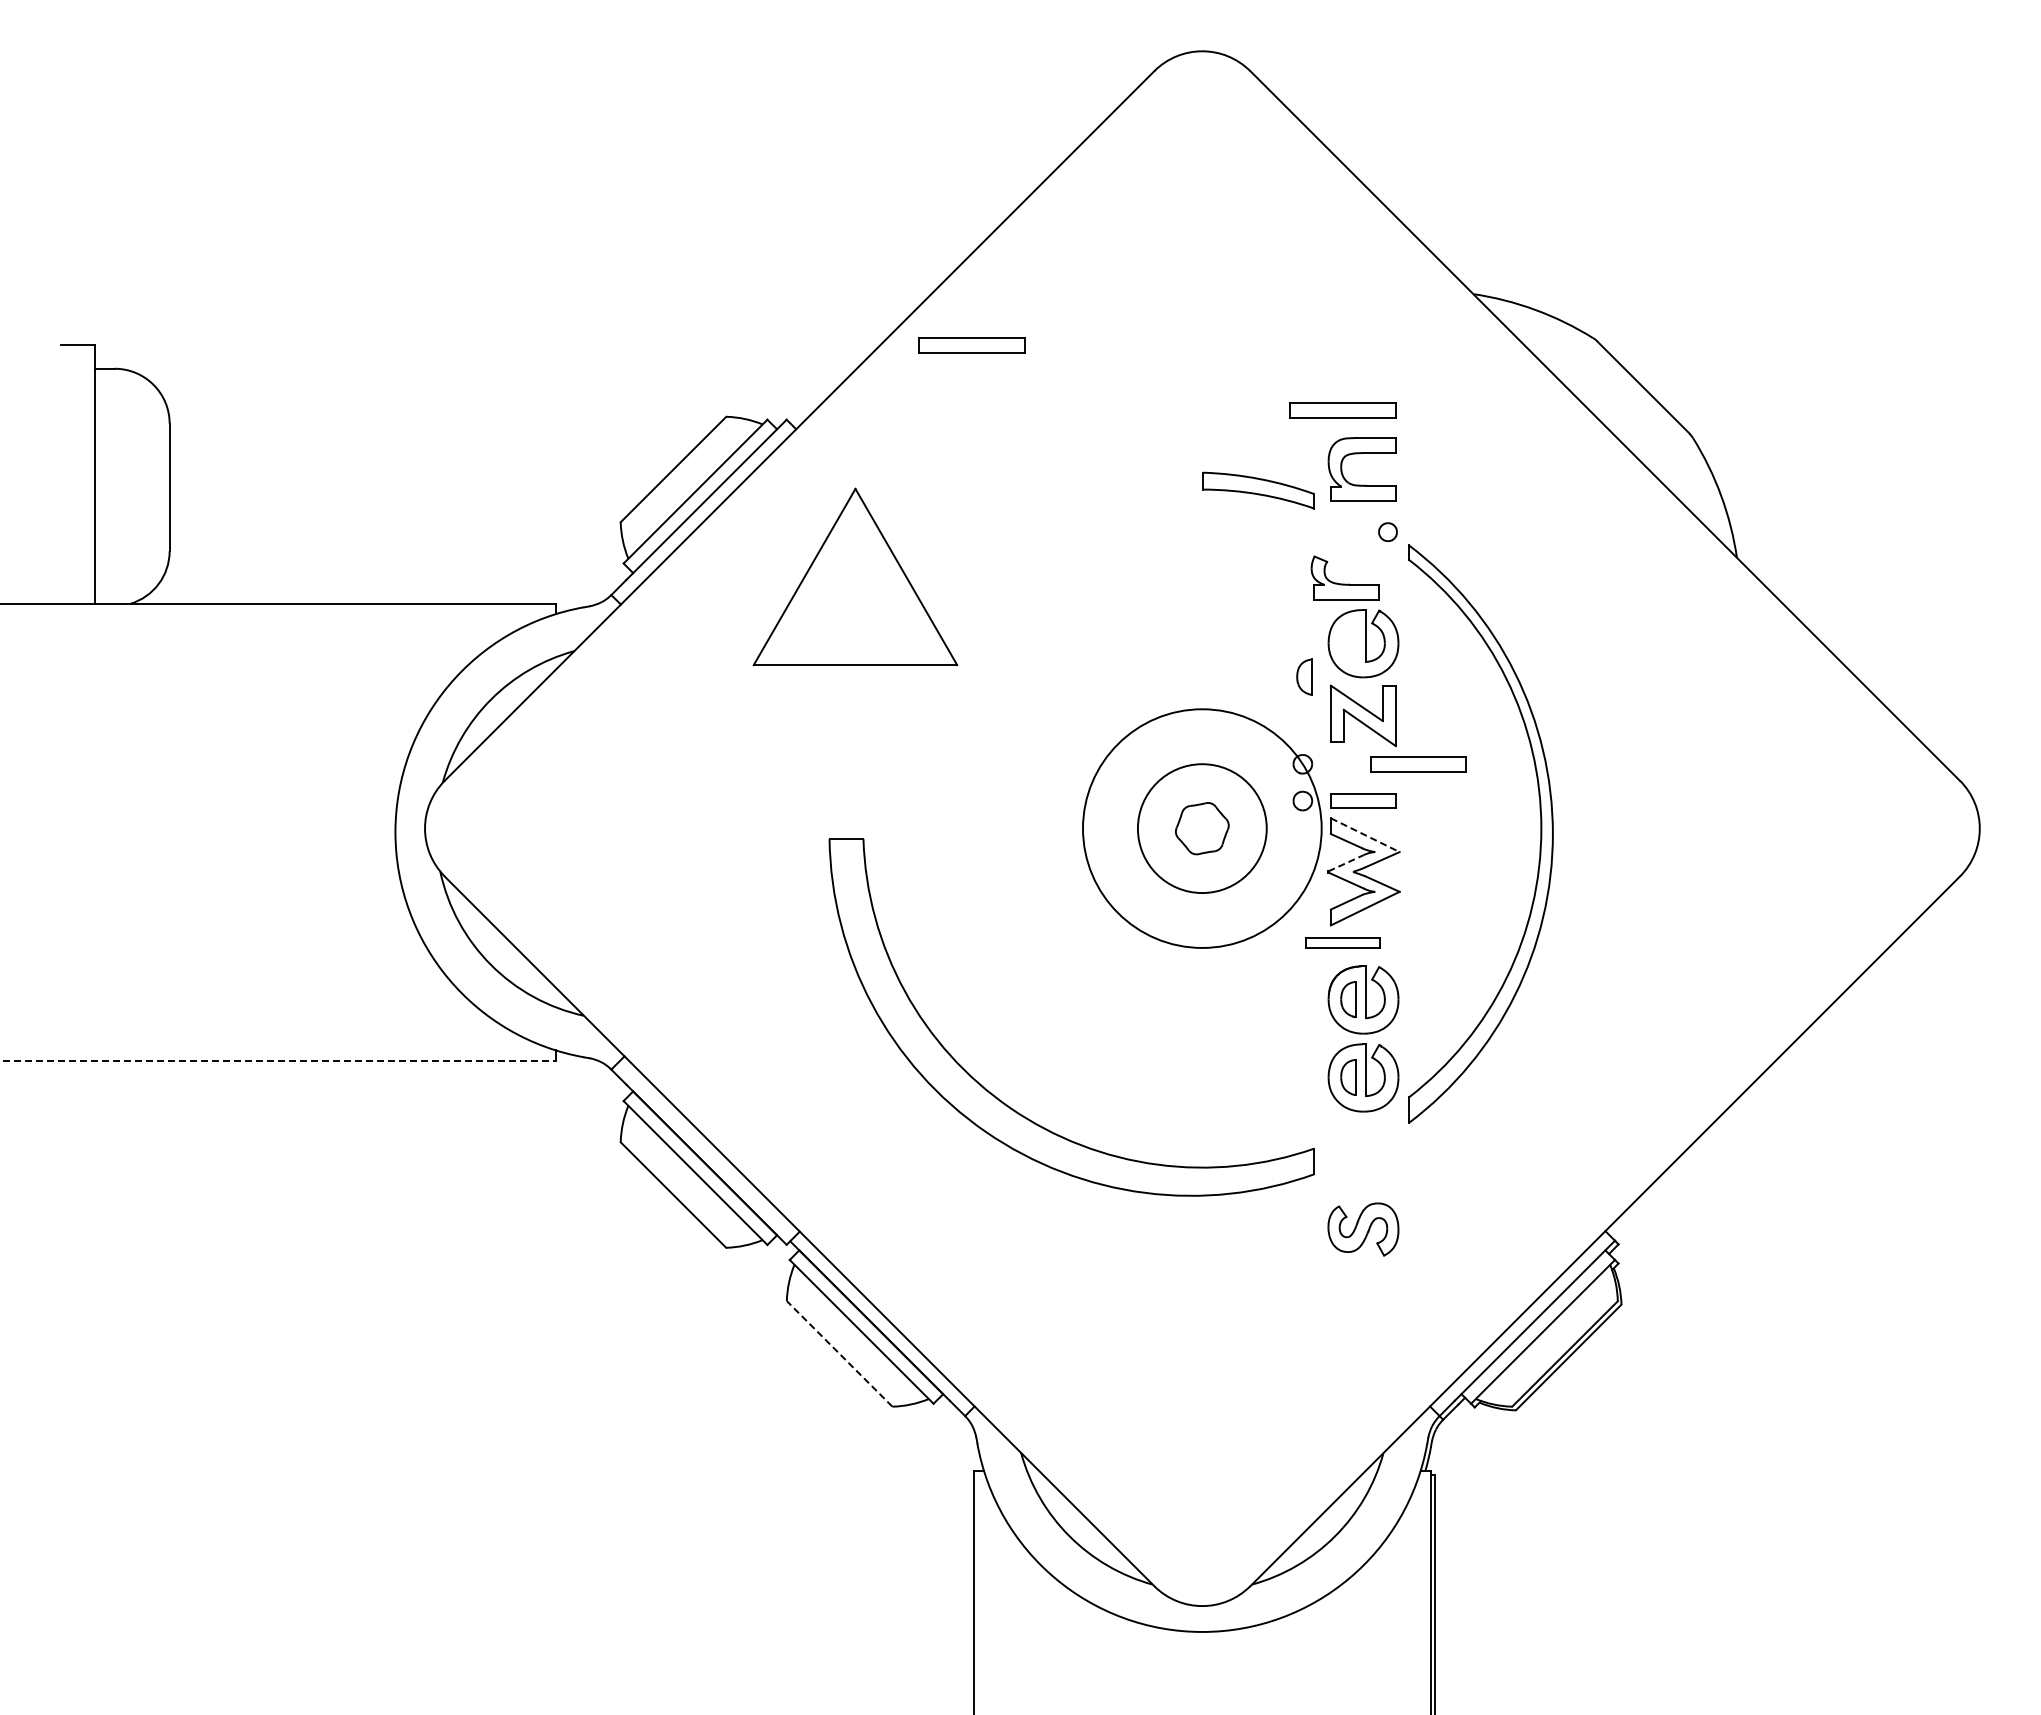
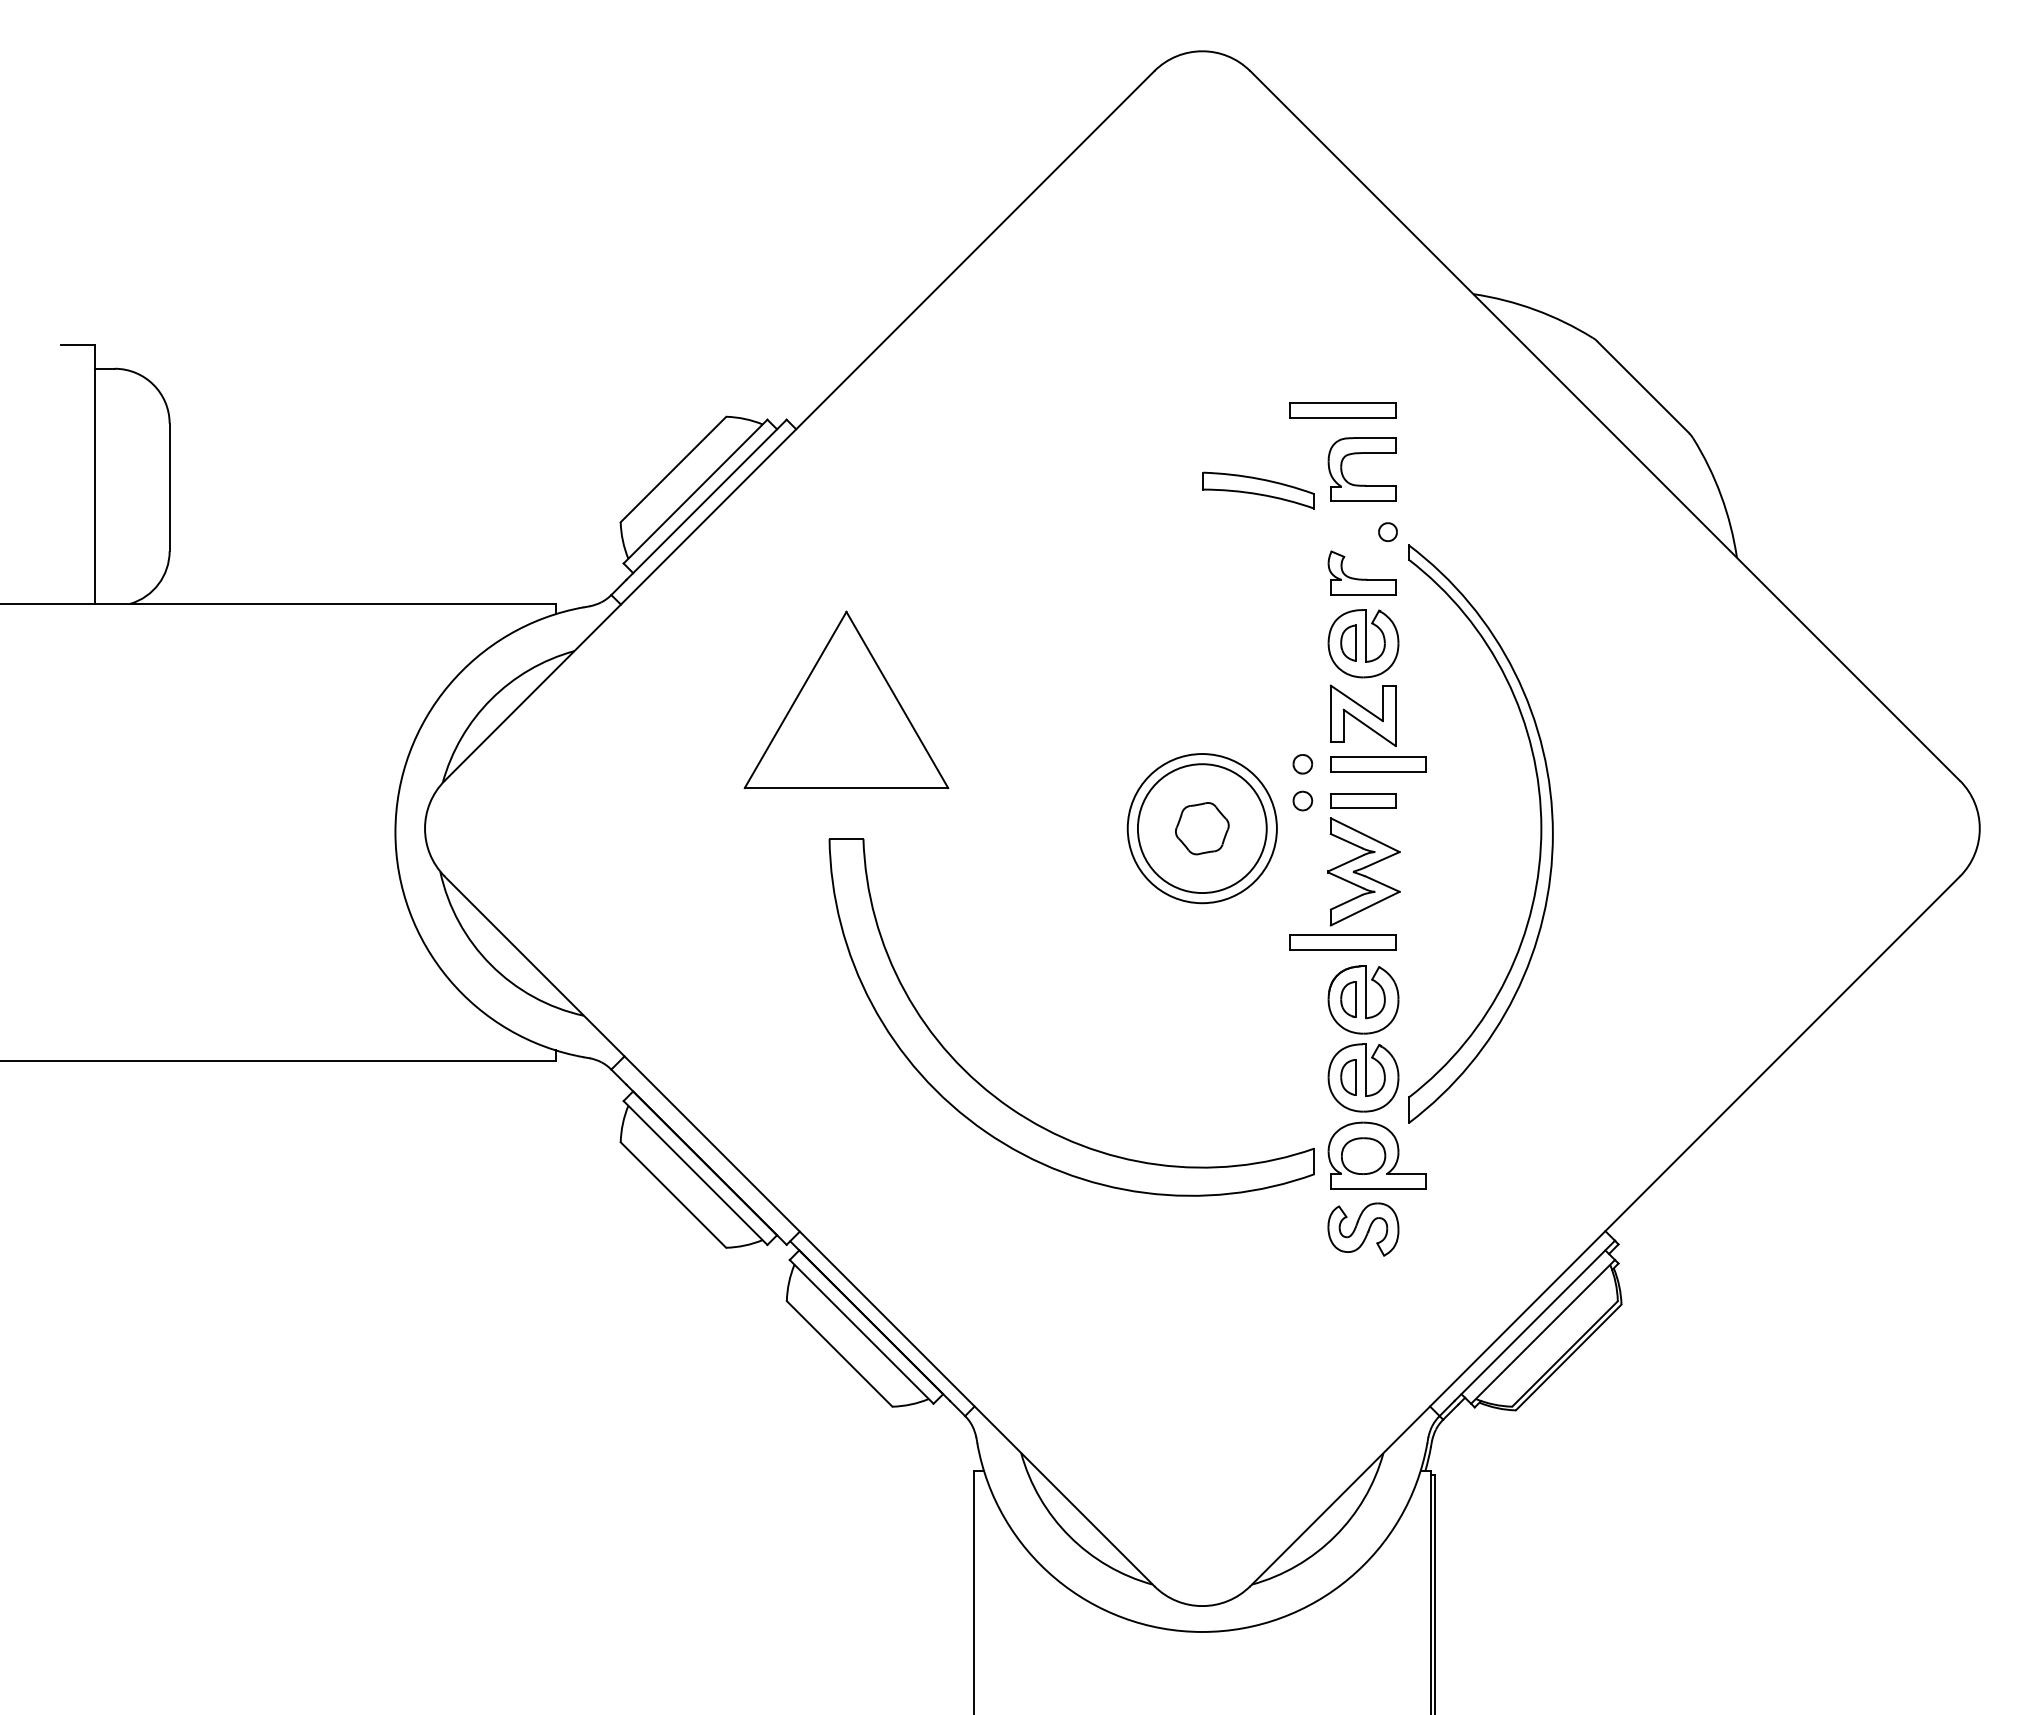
part: present -> none (971, 345)
part position: (855, 576) -> (846, 699) (846, 699)
part position: (1344, 577) -> (1361, 572) (1361, 572)
part position: (1304, 676) -> (1348, 642) (1348, 642)
part position: (1418, 764) -> (1378, 764) (1378, 764)
circle diameter: 239 px -> 149 px (1201, 828)
line: dashed -> solid (1365, 835)
line: dashed -> solid (1346, 863)
part size: 76x12 px -> 108x17 px (1342, 942)
line: dashed -> solid (278, 1060)
part: none -> present (1376, 1155)
line: dashed -> solid (839, 1353)
